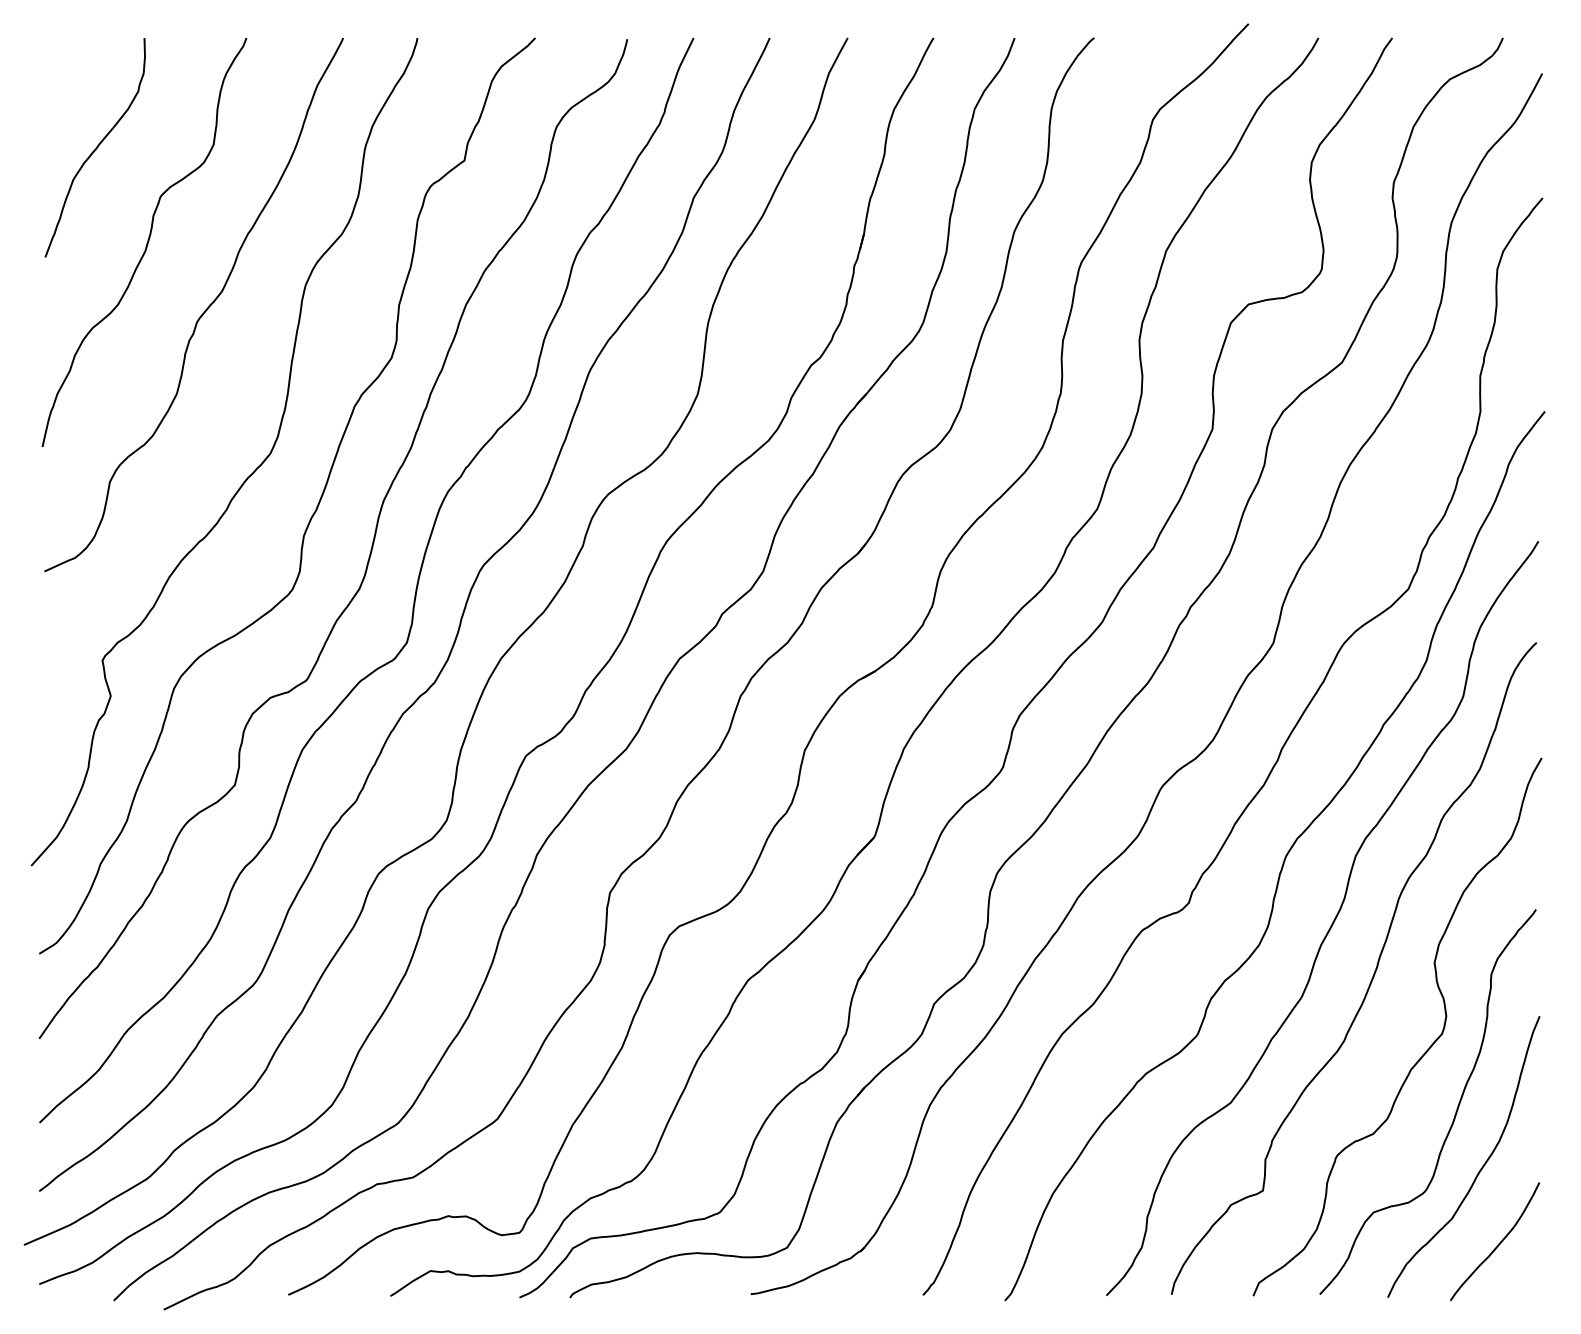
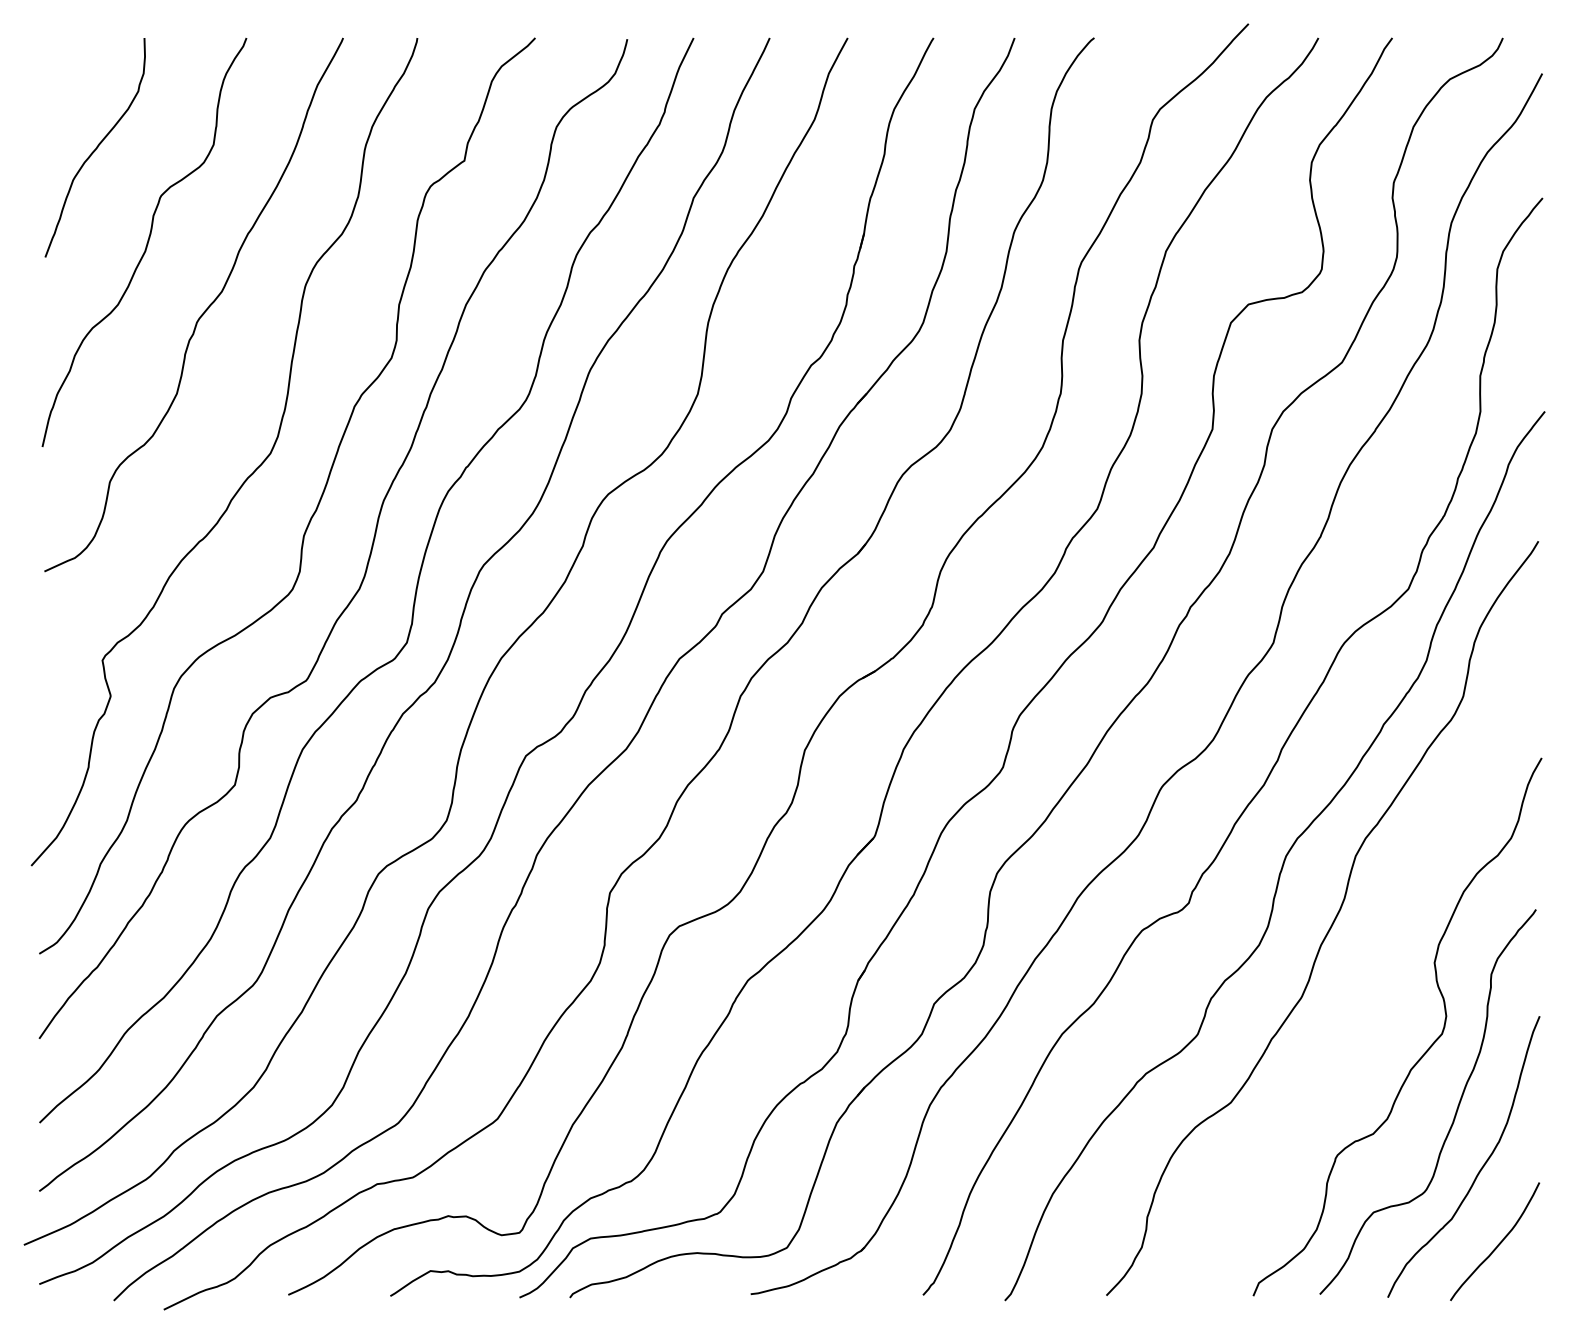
curve: present -> none (1371, 978)
